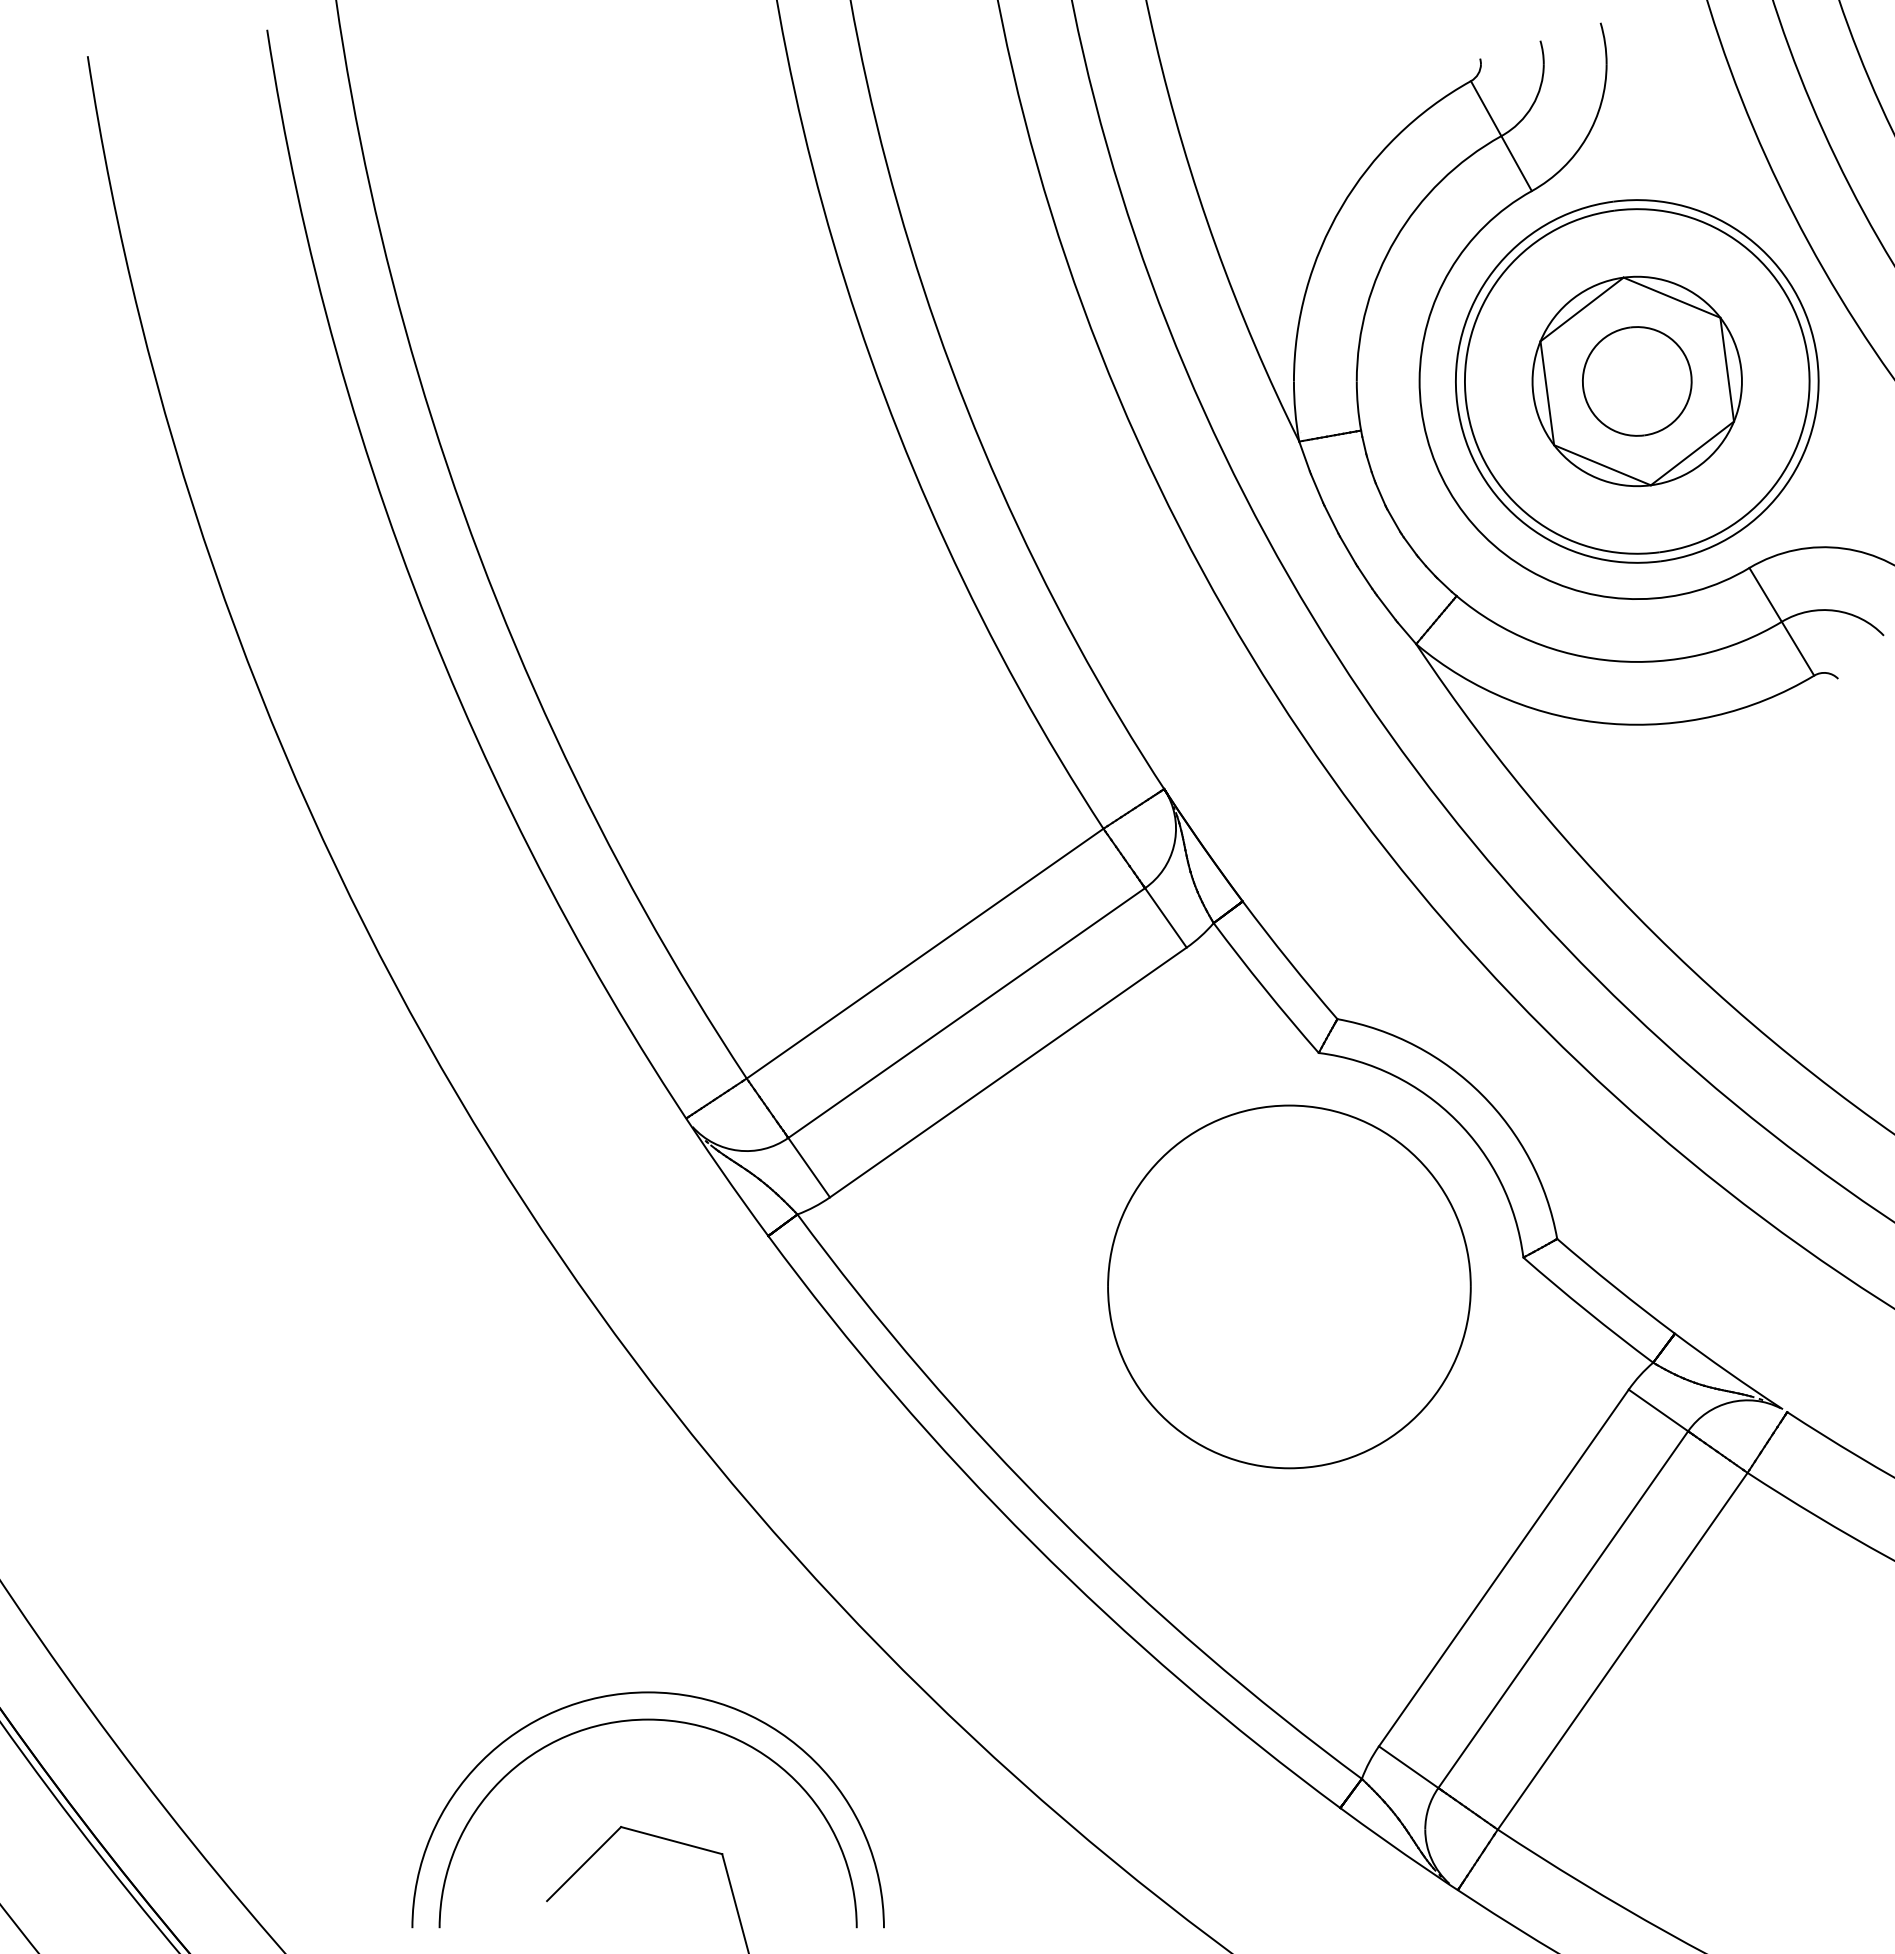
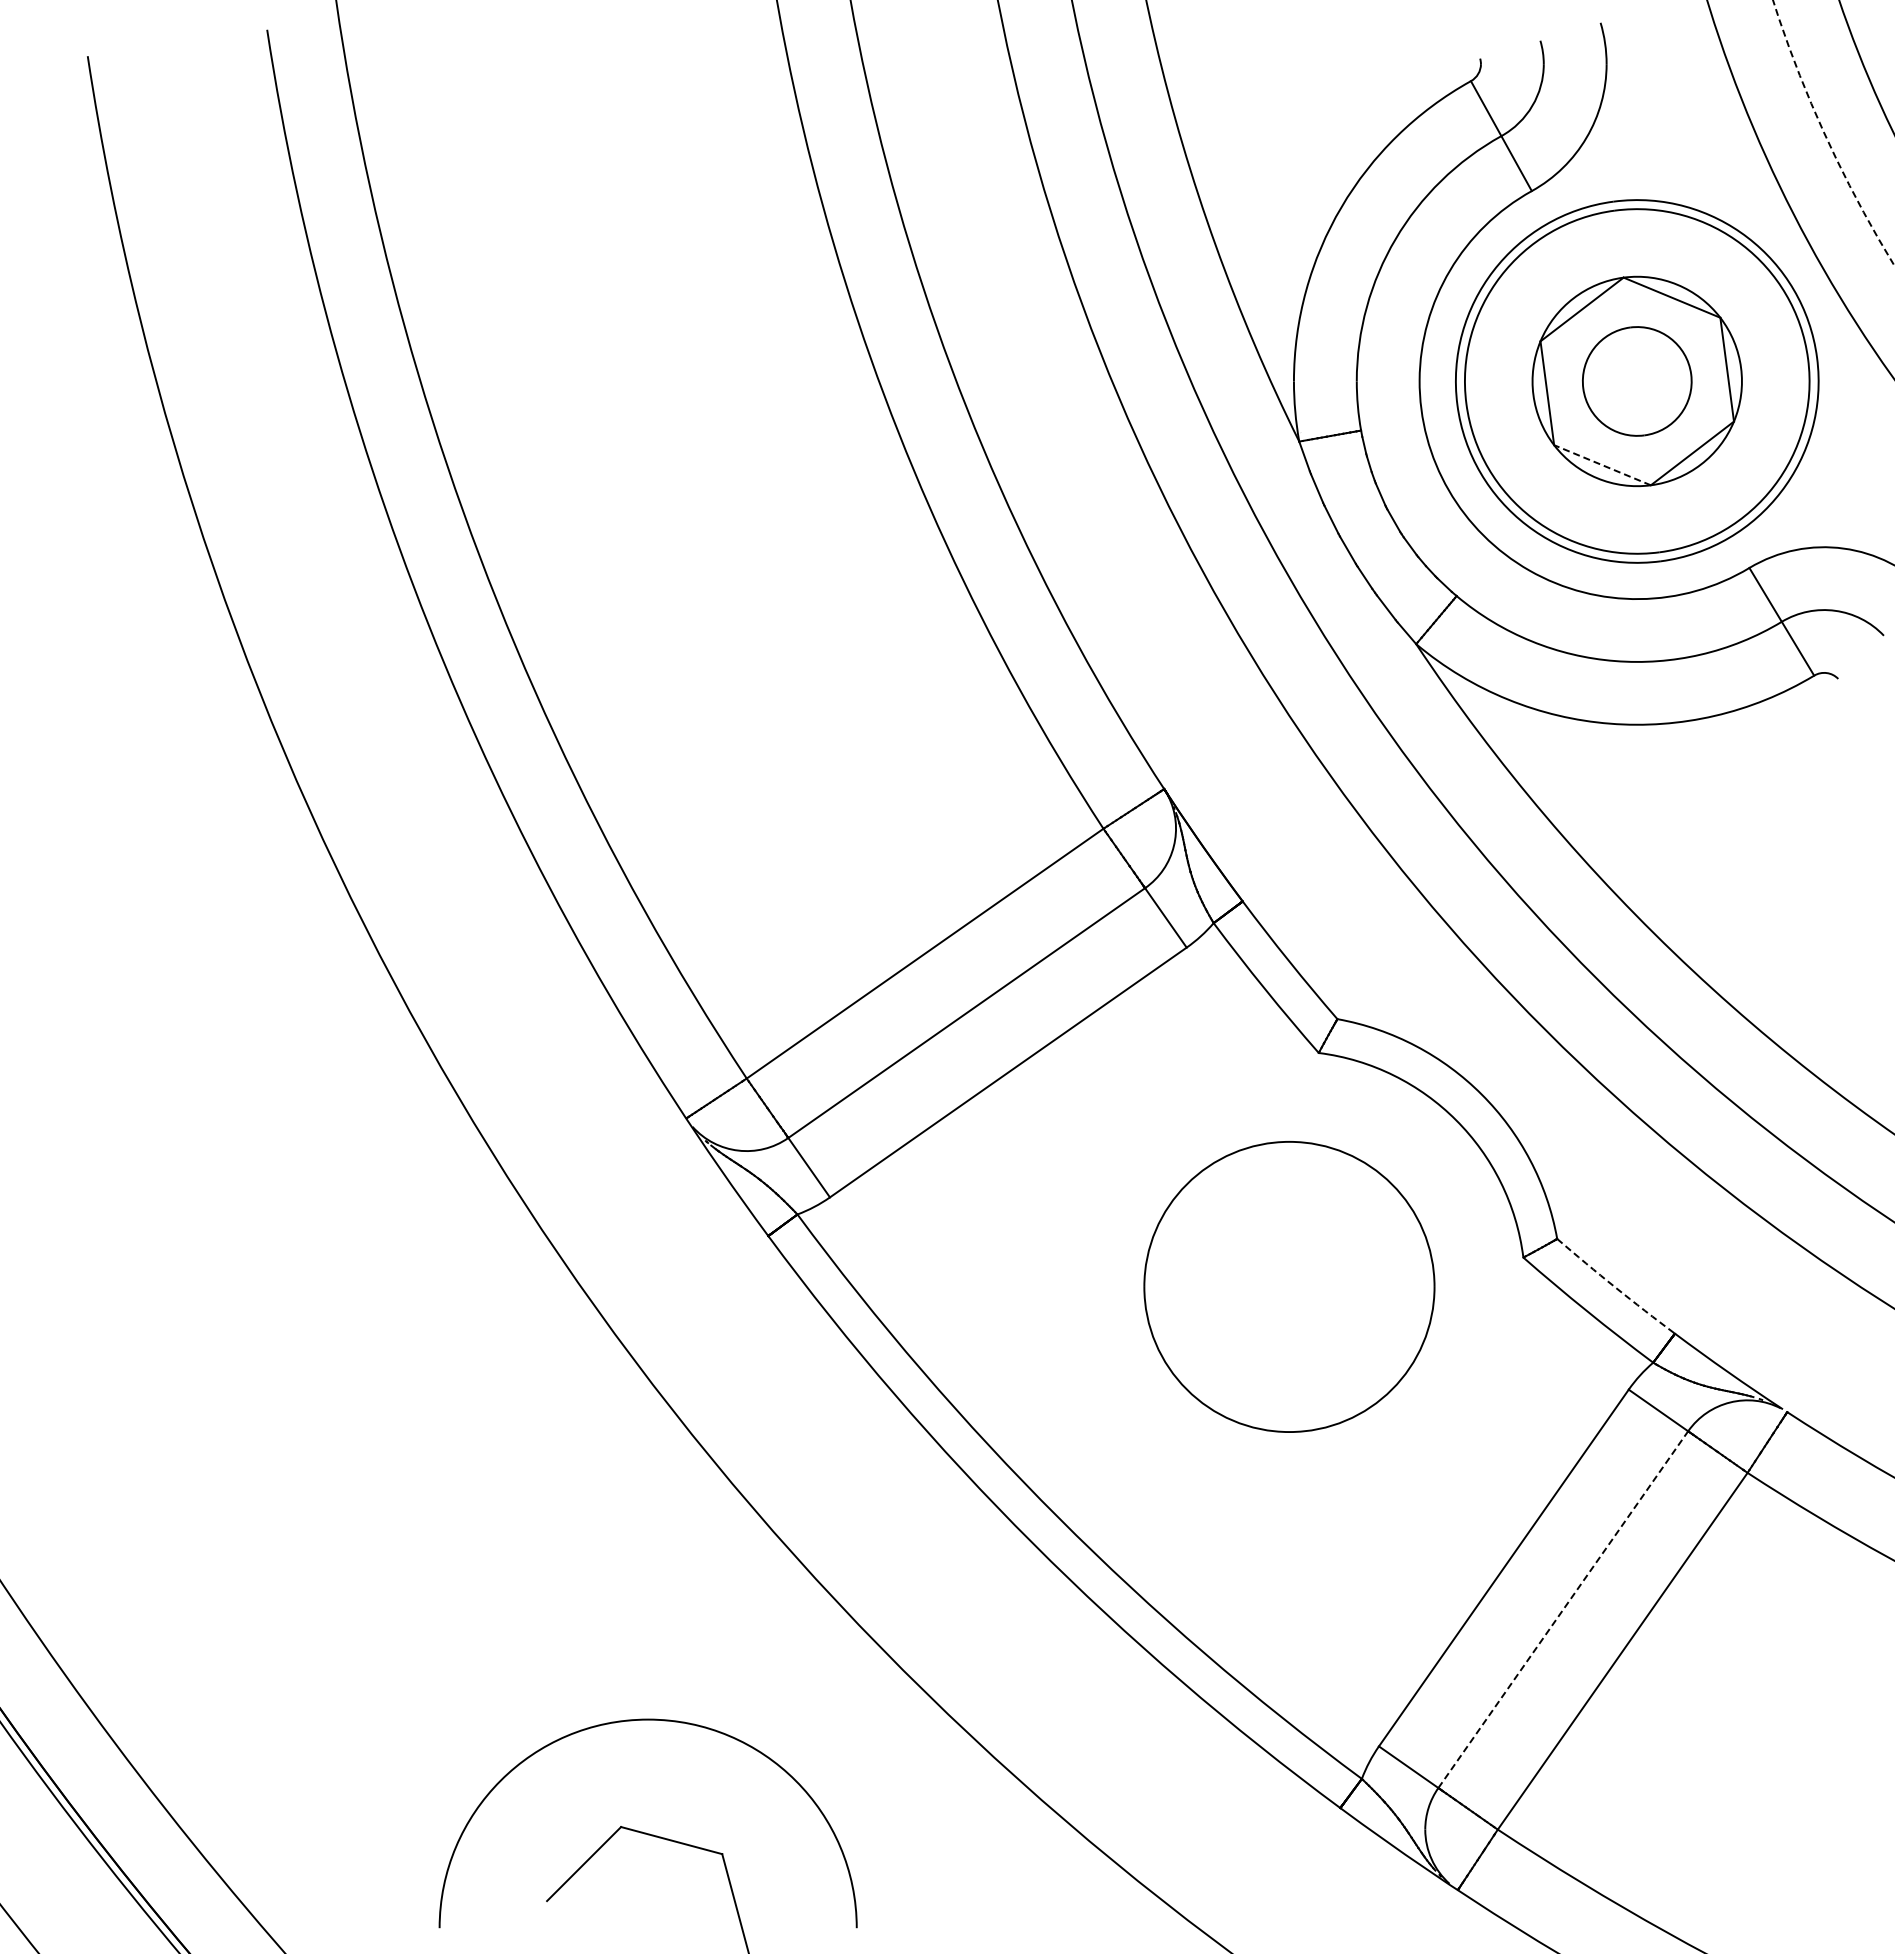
arc: solid -> dashed (1826, 137)
line: solid -> dashed (1602, 465)
part size: 365x366 px -> 293x292 px (1289, 1286)
arc: solid -> dashed (1615, 1287)
line: solid -> dashed (1563, 1609)
arc: present -> none (647, 1693)
